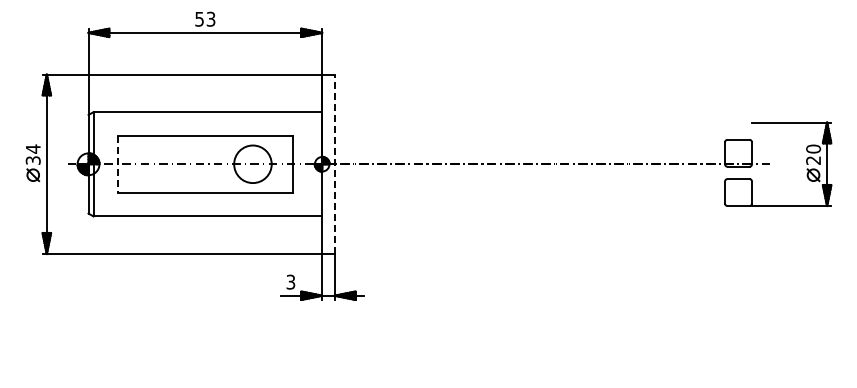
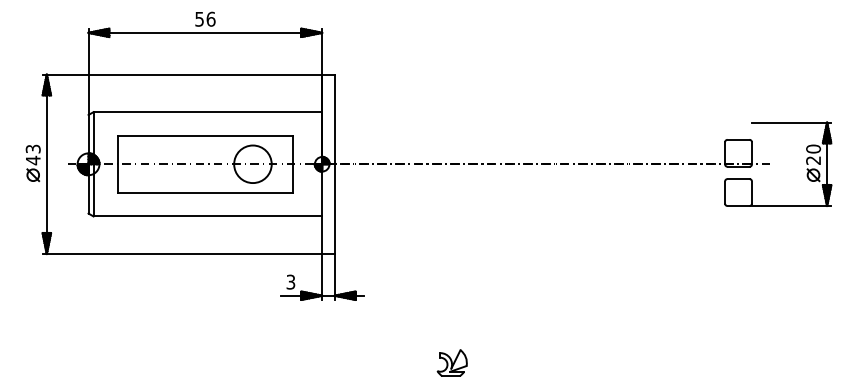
text: 53 -> 56 (210, 18)
text: 34 -> 43 (32, 154)
line: dashed -> solid (117, 164)
line: dashed -> solid (334, 164)
part: none -> present (451, 362)
